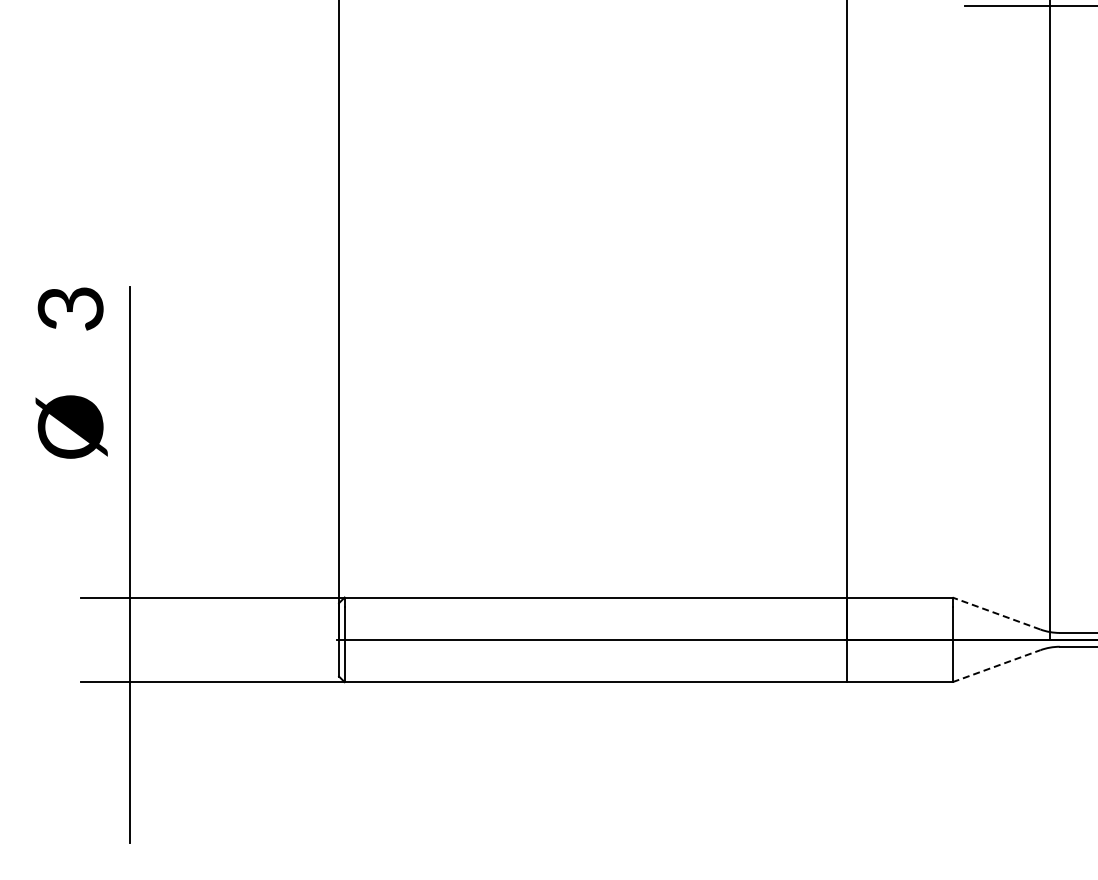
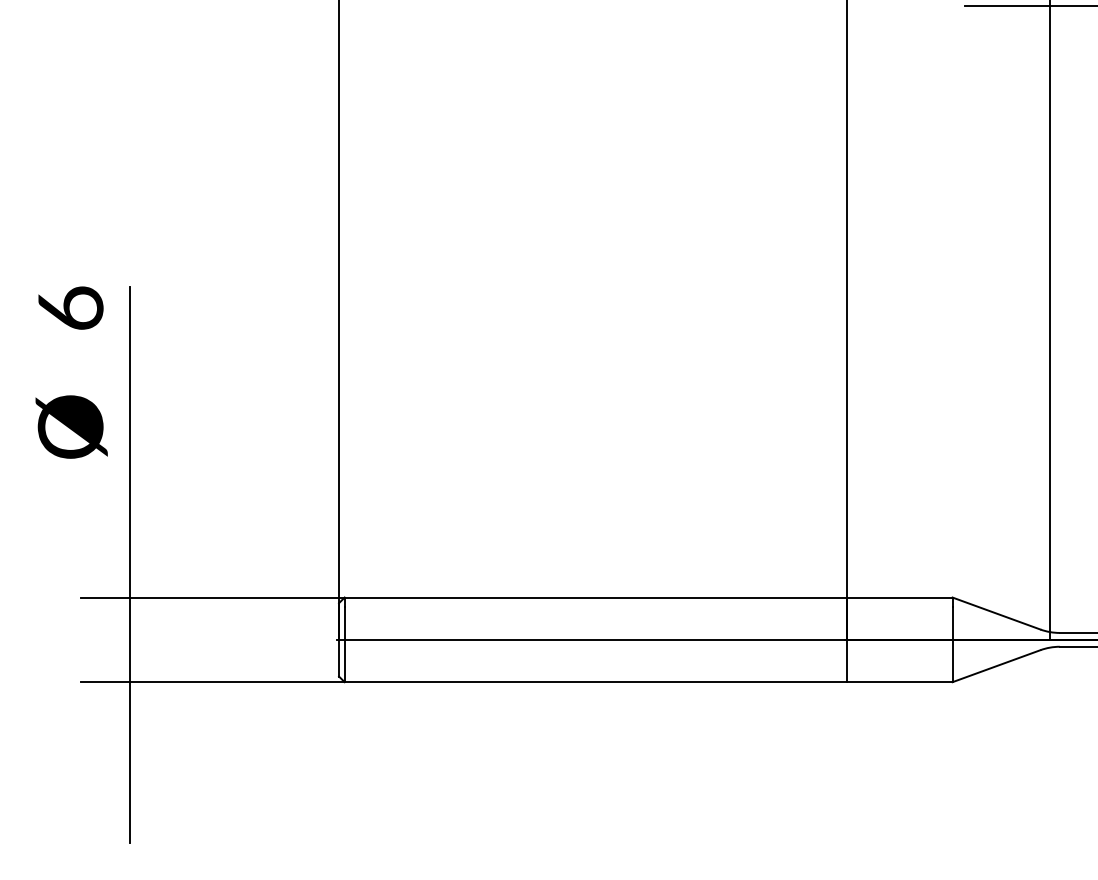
text: 3 -> 6 (70, 308)
line: dashed -> solid (996, 613)
line: dashed -> solid (996, 666)
